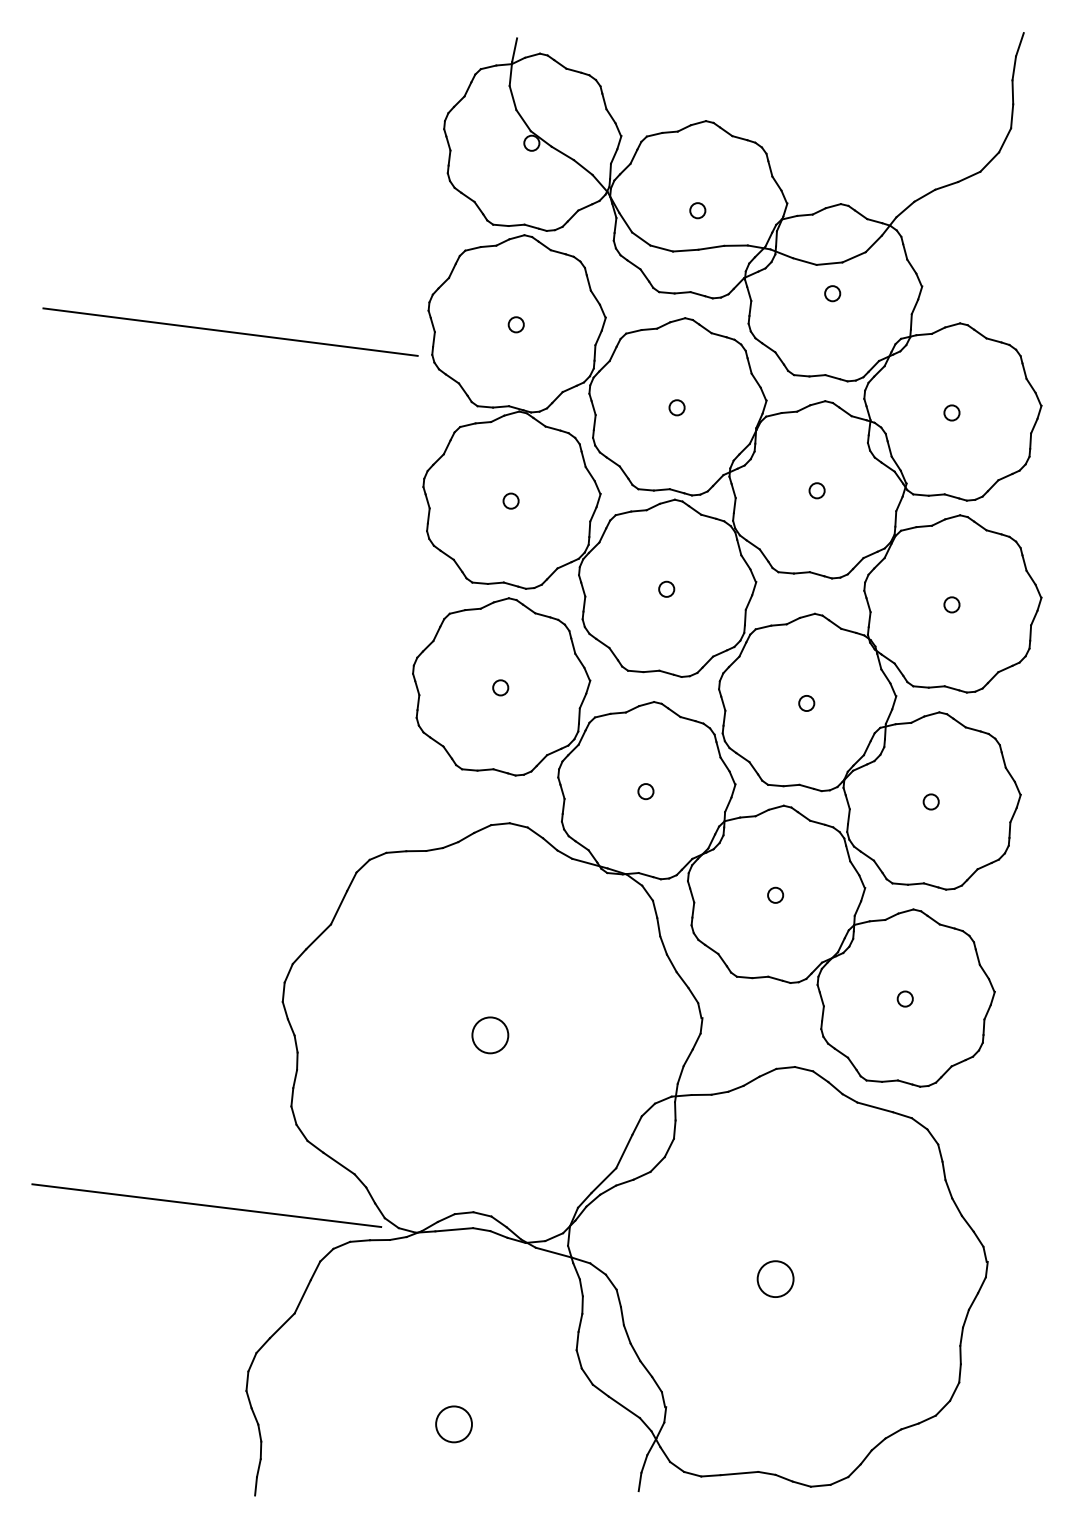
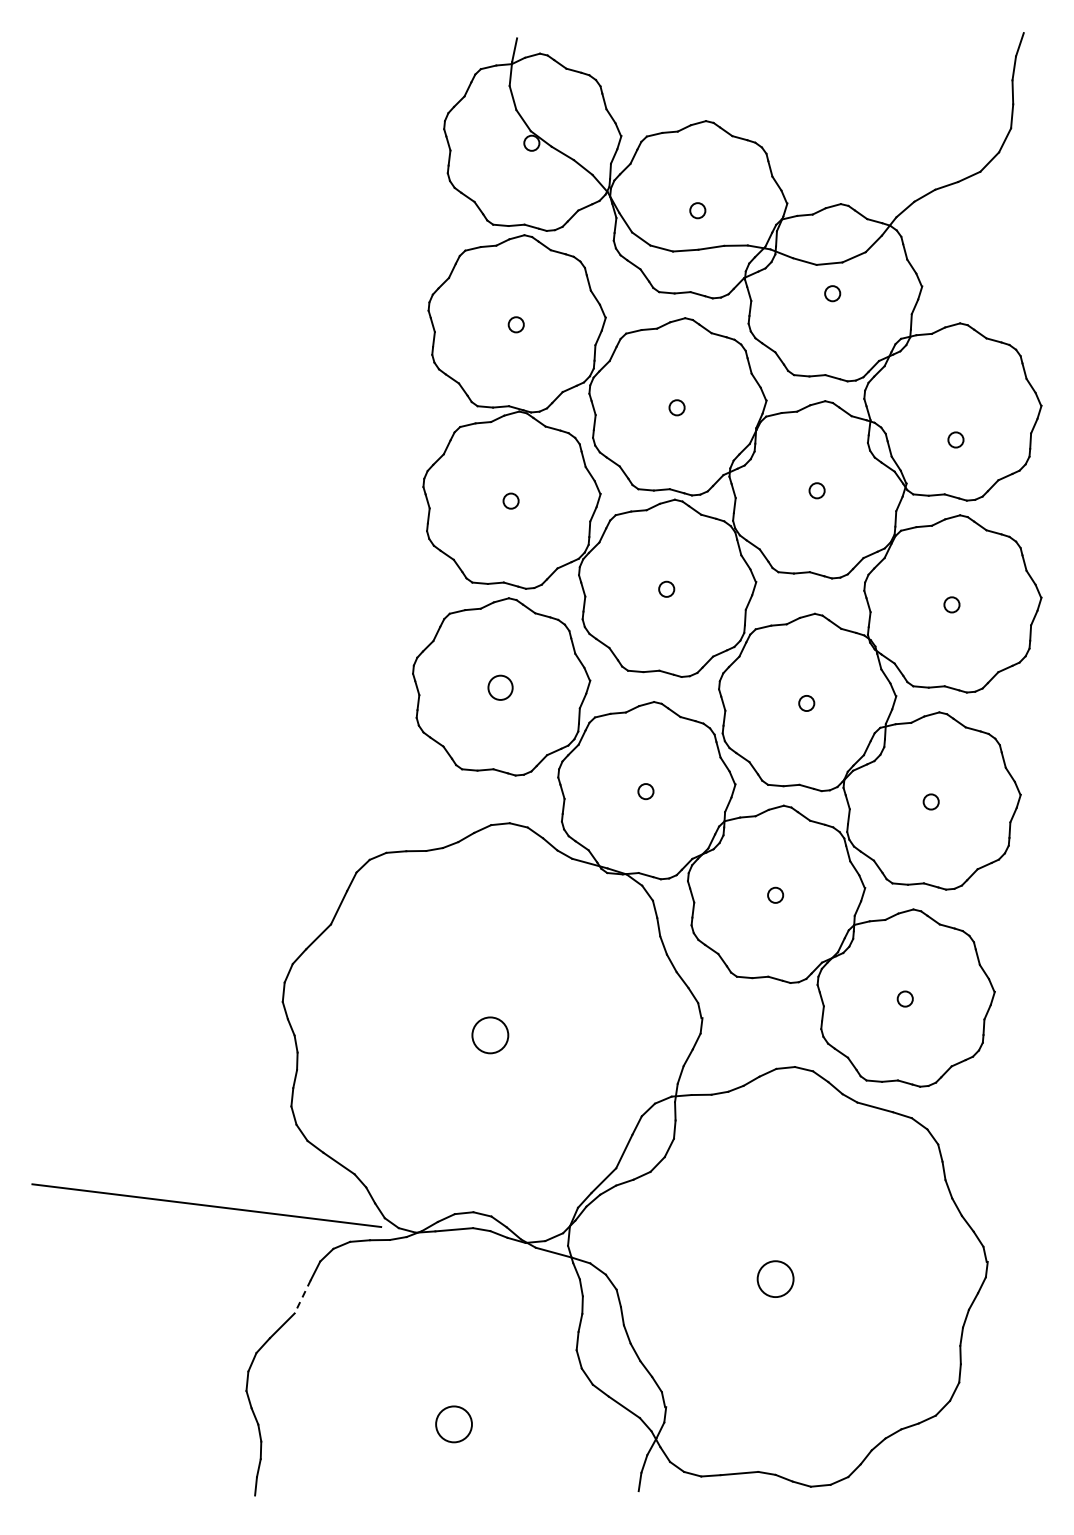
line: present -> none (230, 331)
circle position: (951, 412) -> (955, 439) (955, 439)
circle size: 18x18 px -> 27x27 px (500, 687)
line: solid -> dashed (302, 1296)
